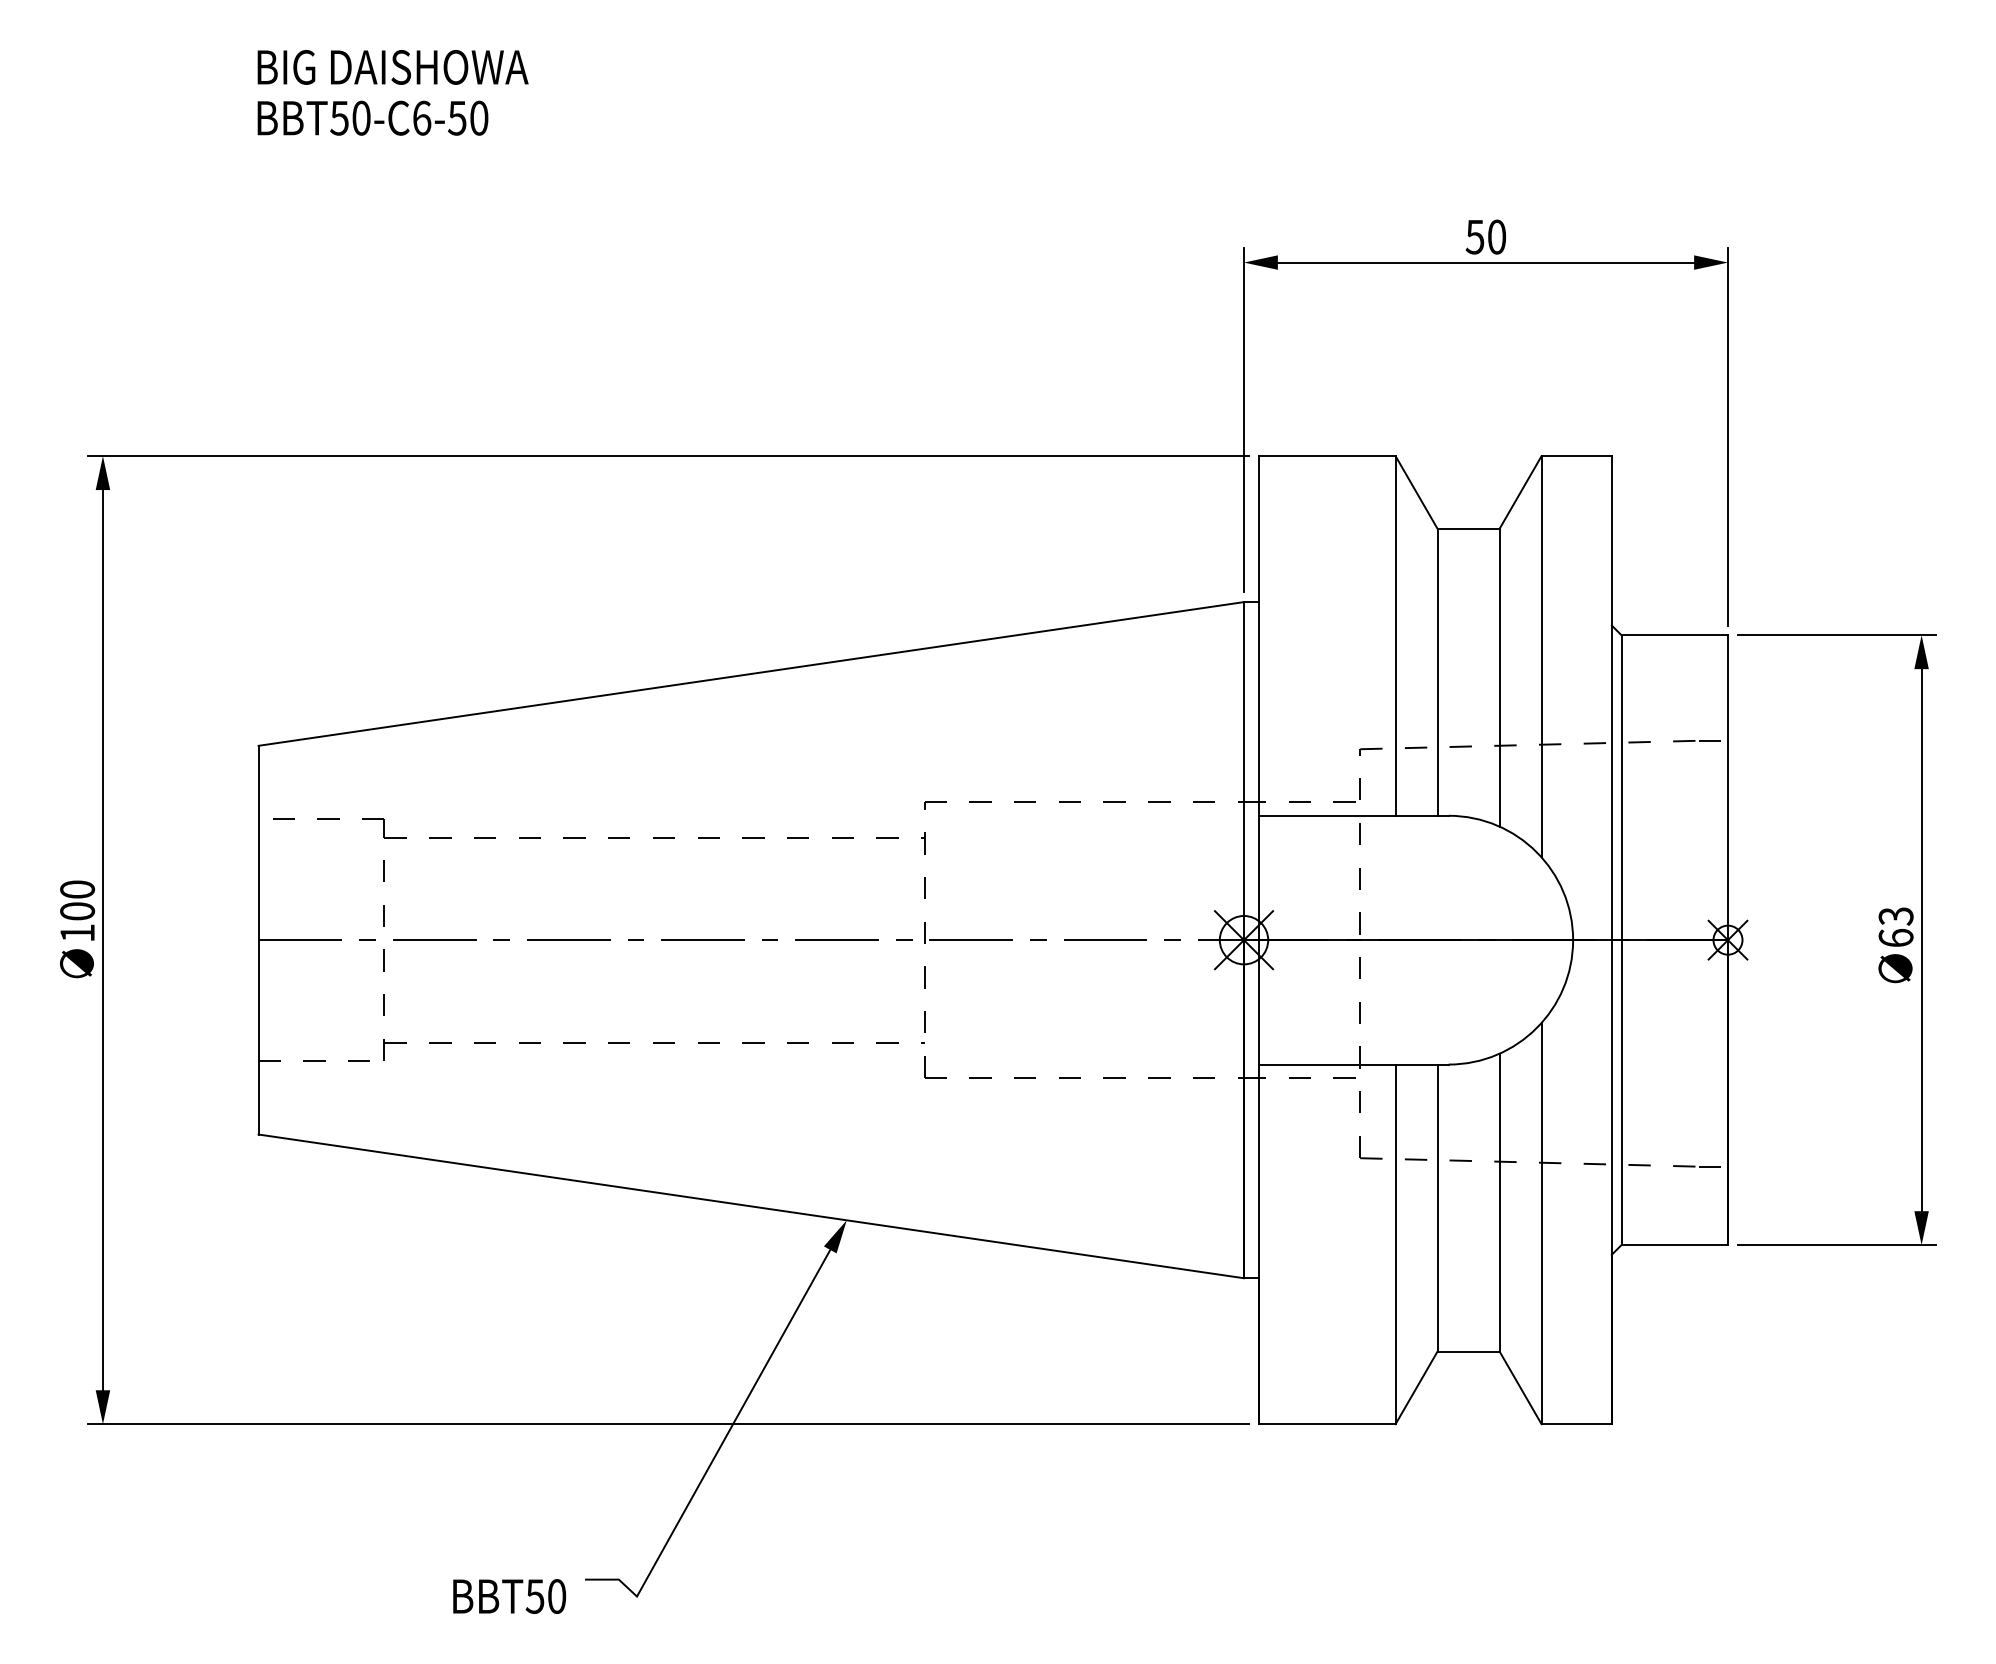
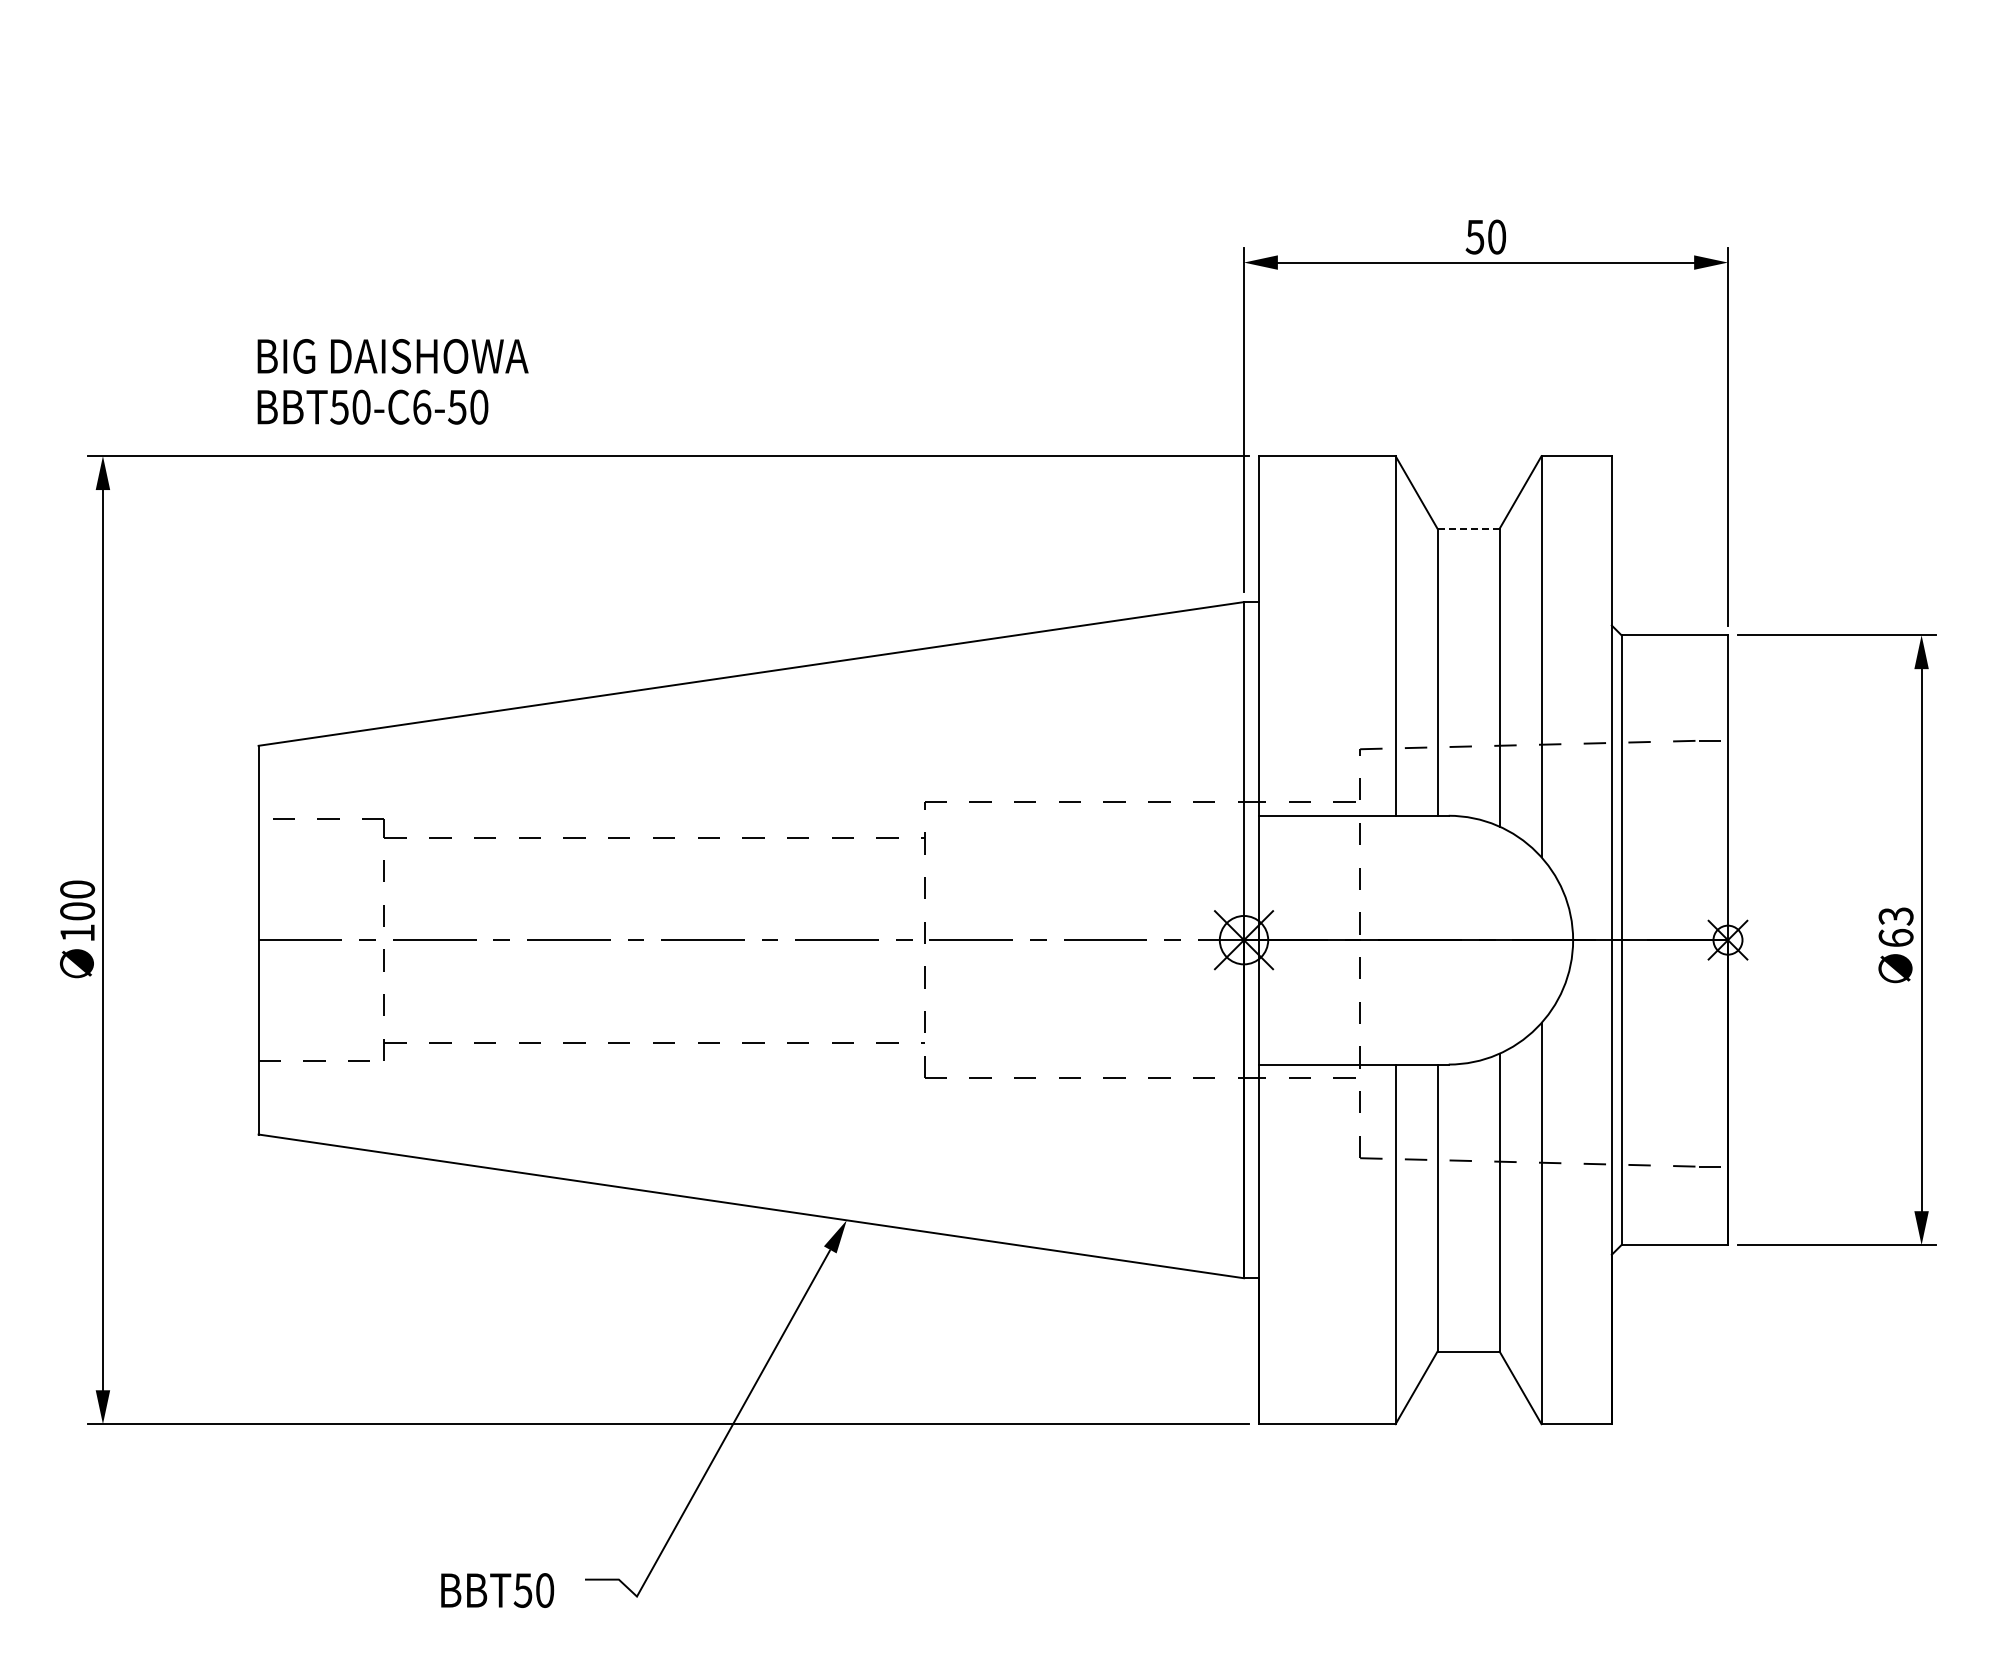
text position: (392, 92) -> (392, 381) (392, 381)
line: solid -> dashed (1469, 528)
text position: (509, 1596) -> (497, 1590) (497, 1590)
